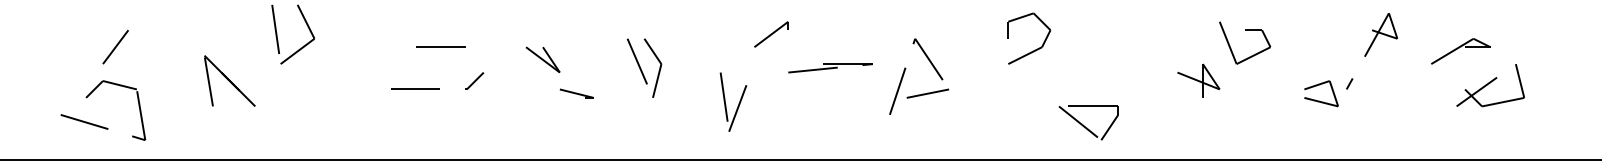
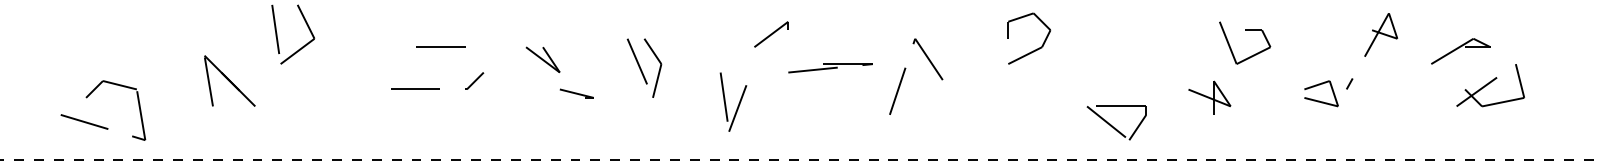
line: present -> none (115, 47)
part position: (1198, 80) -> (1209, 97) (1209, 97)
line: present -> none (927, 93)
part position: (1088, 122) -> (1116, 122) (1116, 122)
line: solid -> dashed (801, 160)
